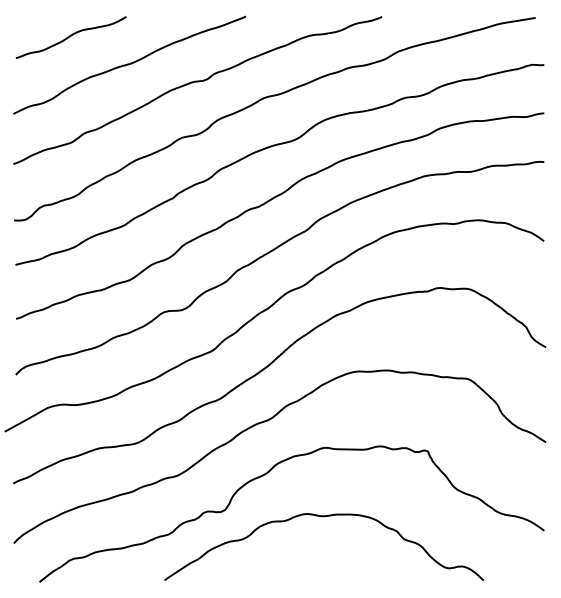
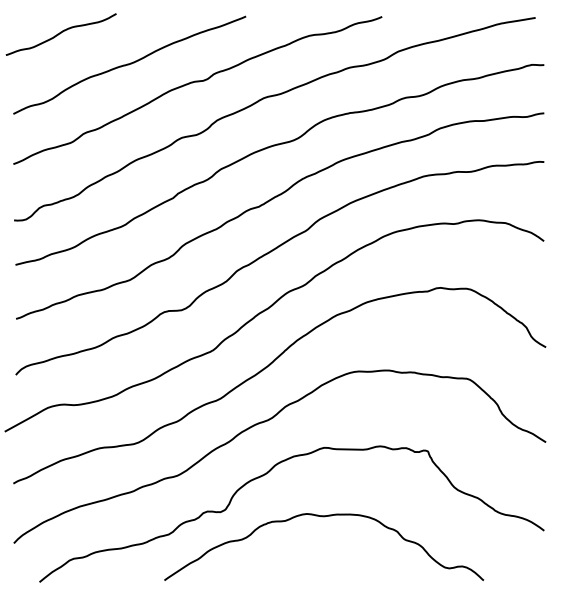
curve position: (70, 37) -> (60, 34) (60, 34)
